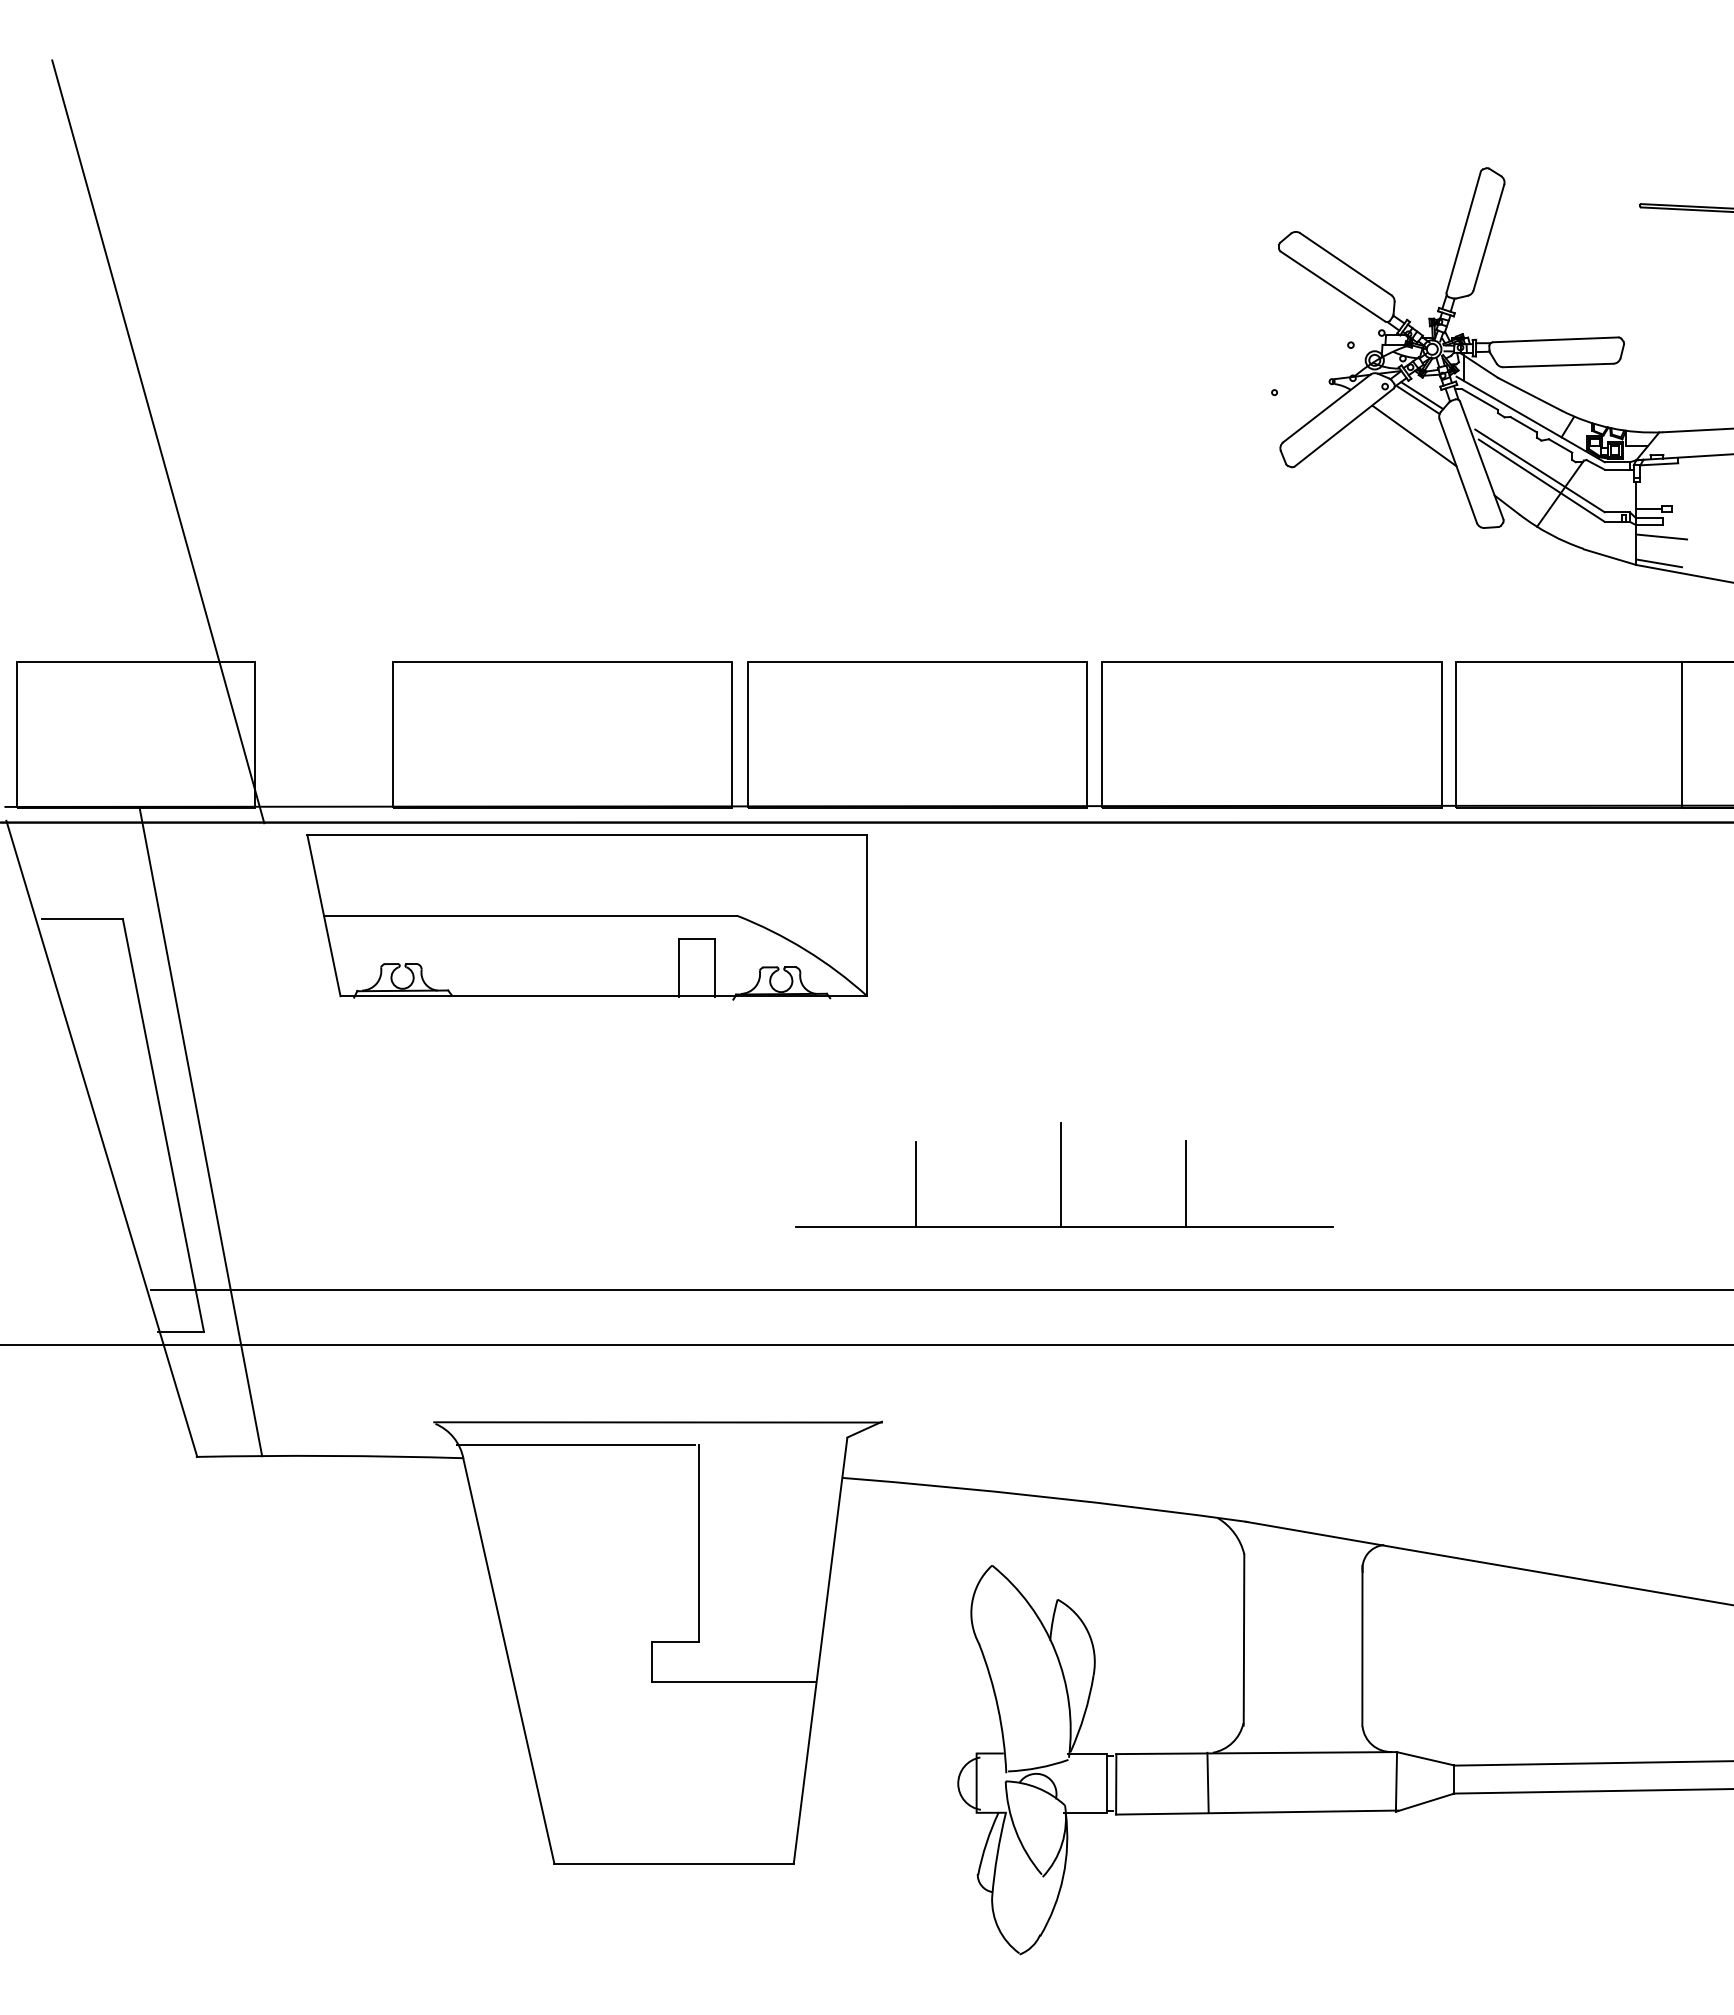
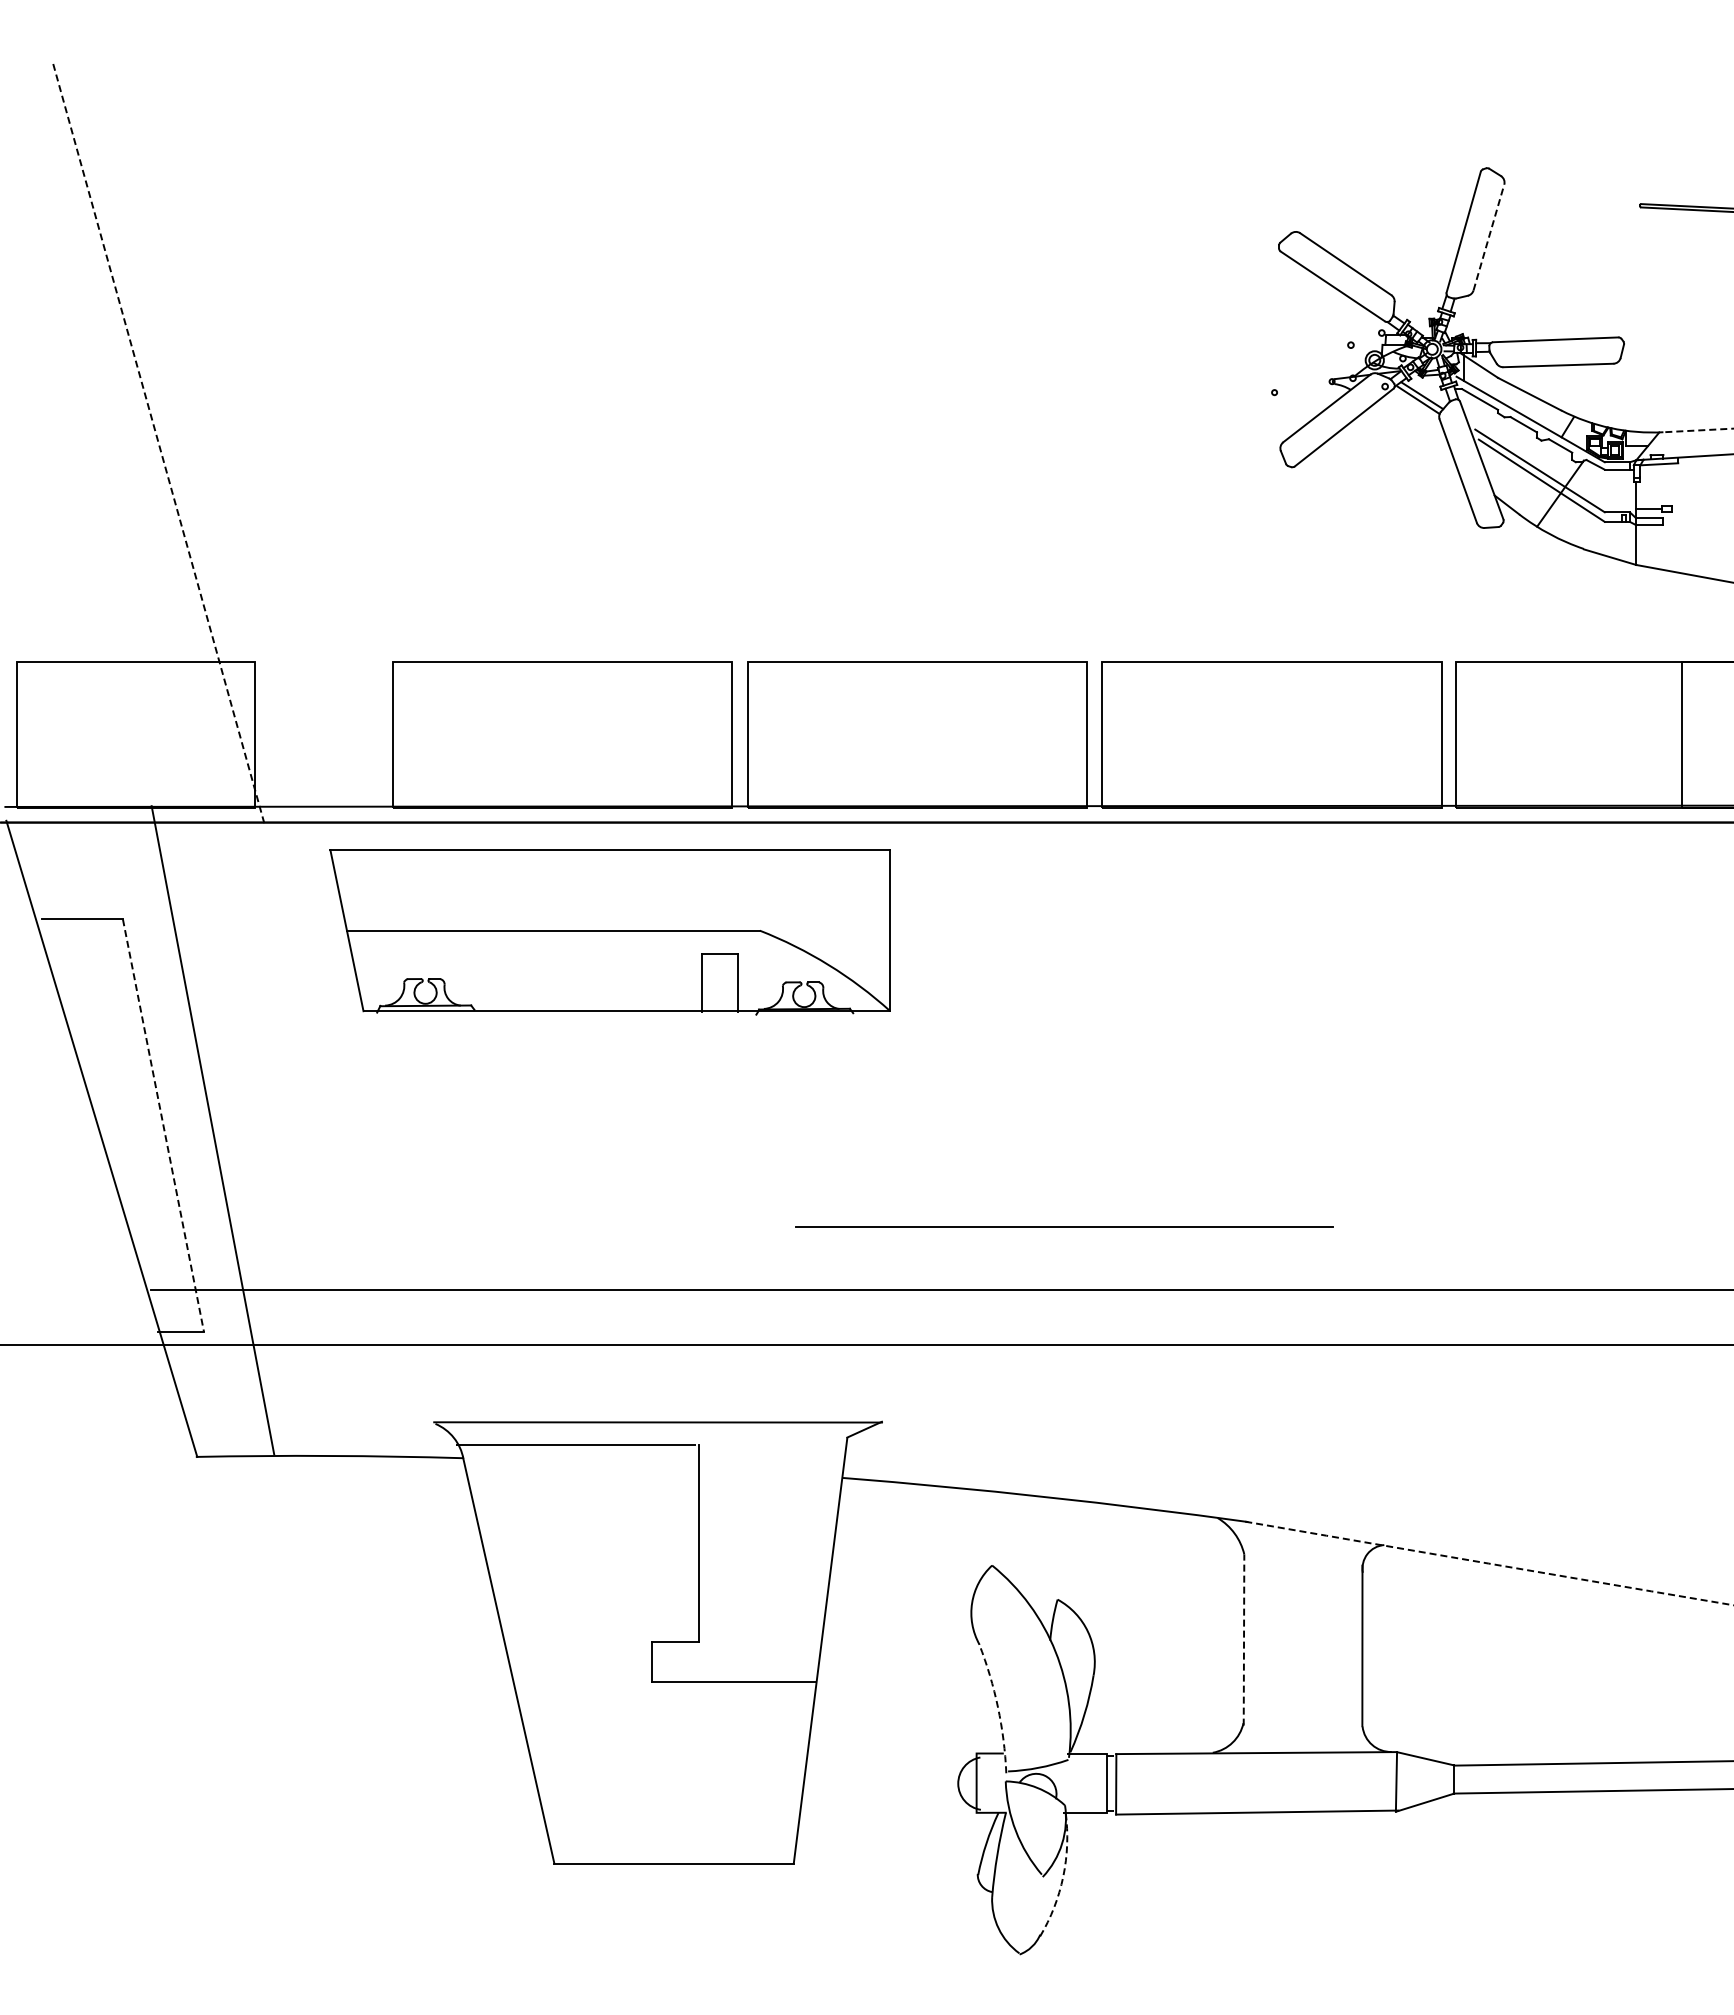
line: solid -> dashed (1489, 237)
line: solid -> dashed (1698, 430)
line: present -> none (1414, 436)
line: solid -> dashed (158, 441)
line: present -> none (1661, 536)
line: present -> none (1659, 563)
part position: (586, 917) -> (609, 932) (609, 932)
line: solid -> dashed (163, 1126)
line position: (200, 1132) -> (212, 1130) (212, 1130)
line: present -> none (1061, 1174)
line: present -> none (1186, 1183)
line: present -> none (916, 1184)
arc: solid -> dashed (1490, 1563)
line: solid -> dashed (1244, 1640)
arc: solid -> dashed (998, 1707)
line: present -> none (1207, 1782)
arc: solid -> dashed (1063, 1876)
